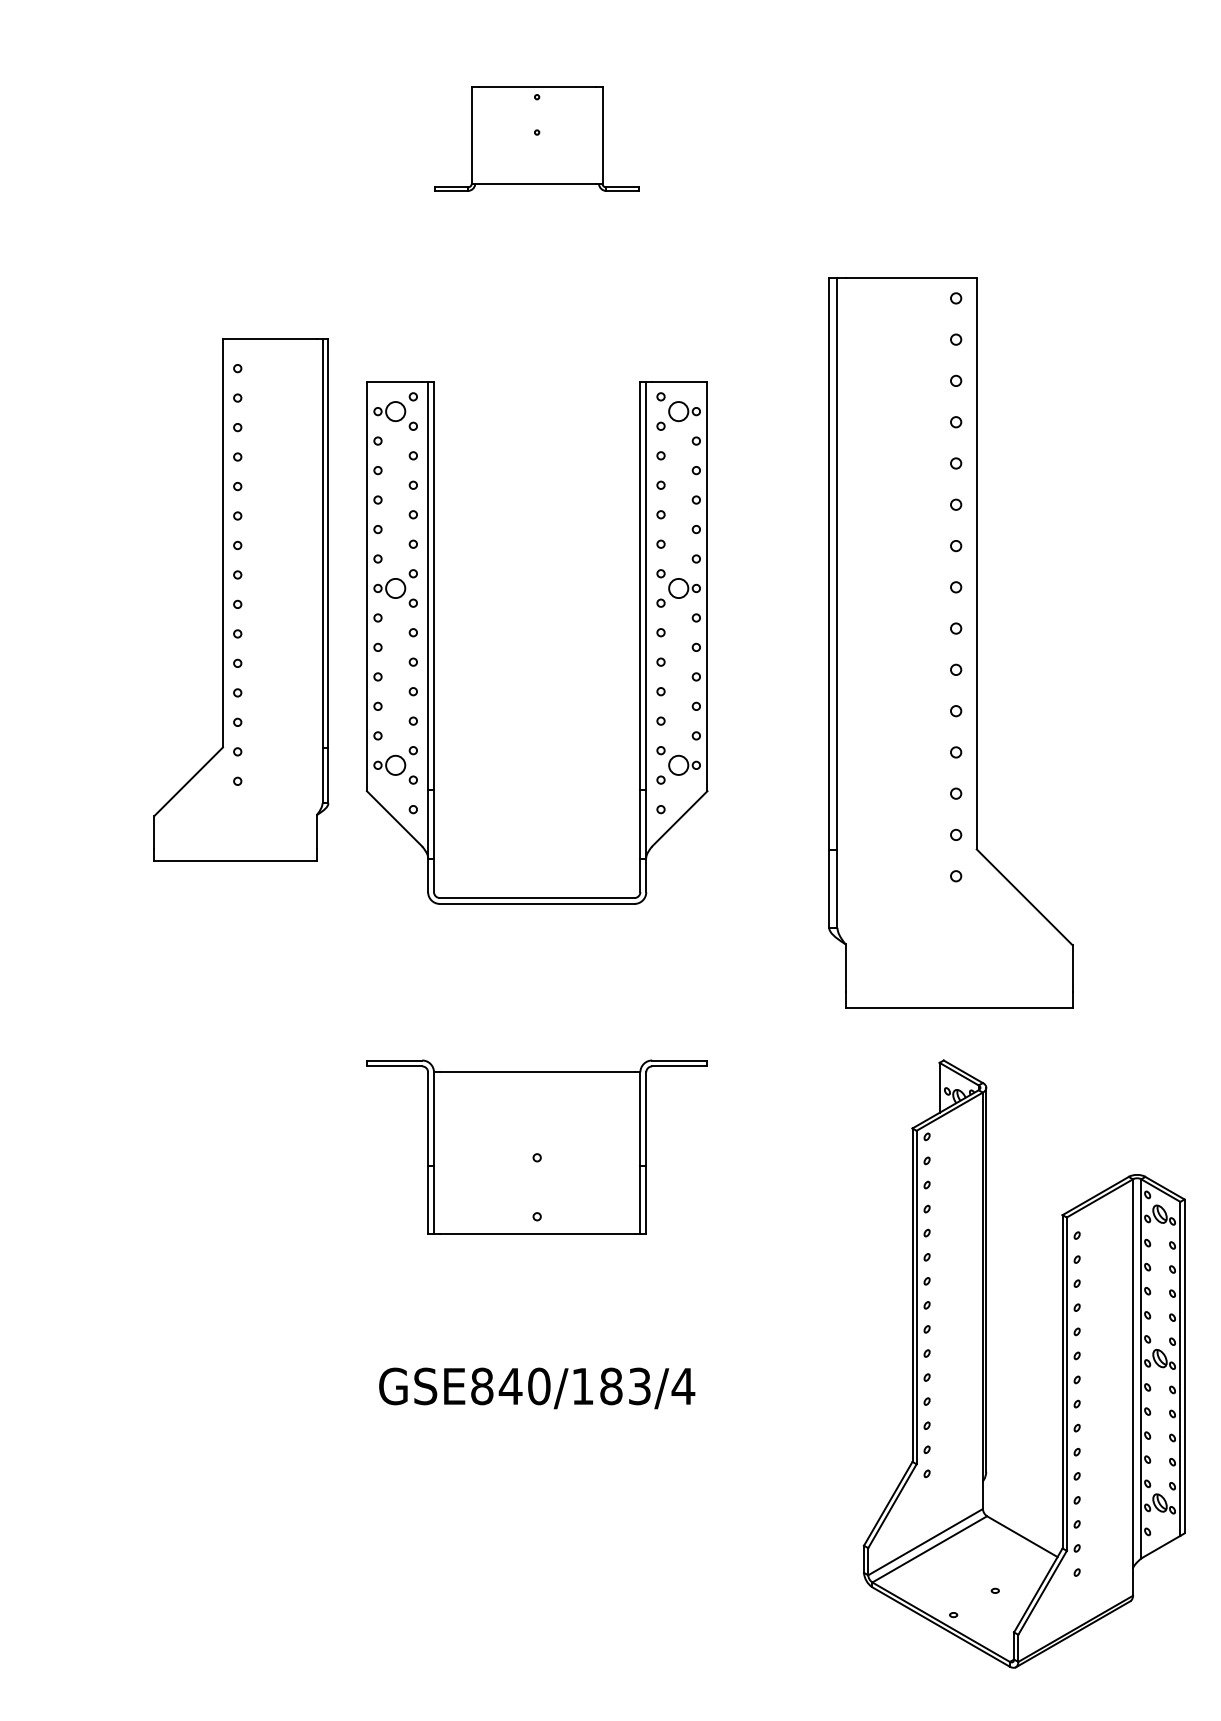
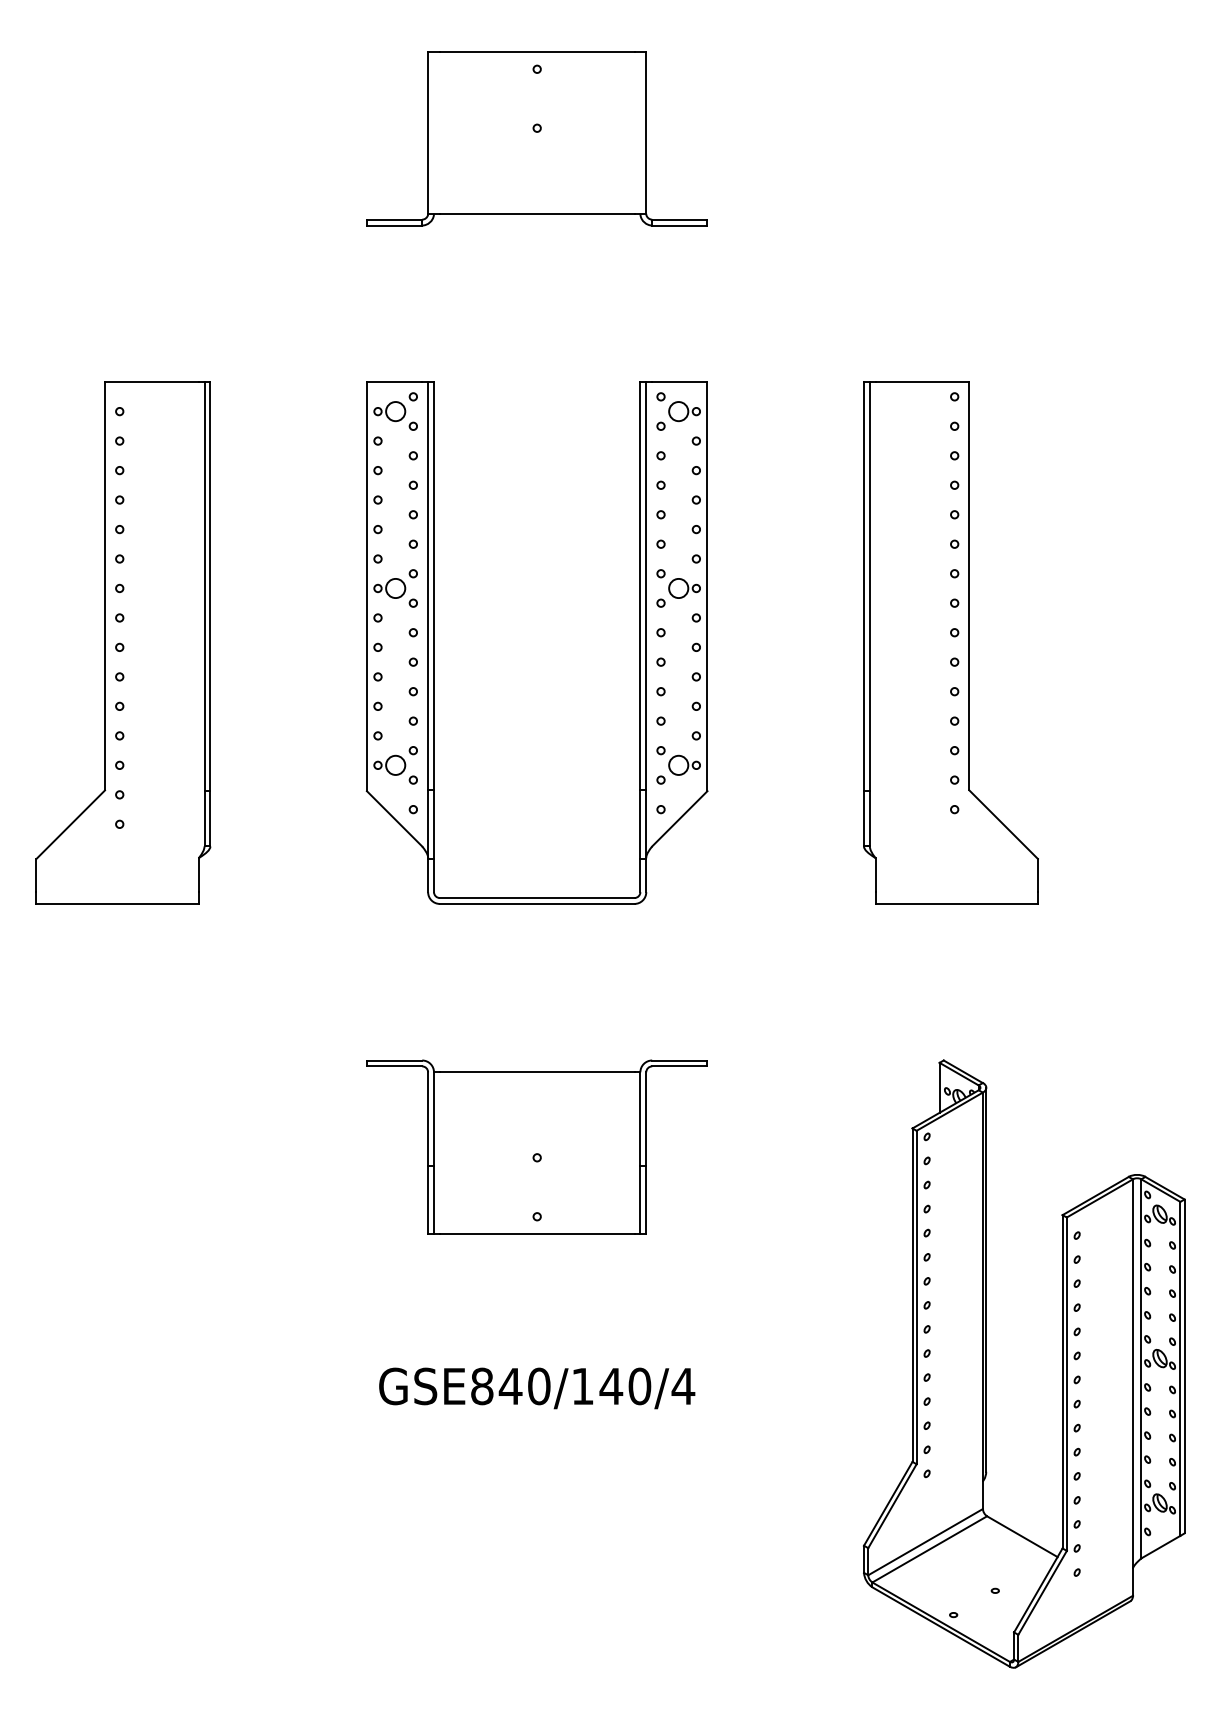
part size: 206x106 px -> 342x176 px (536, 138)
part position: (241, 599) -> (123, 642) (123, 642)
part size: 246x732 px -> 176x524 px (950, 642)
text: GSE840/183/4 -> GSE840/140/4 (625, 1386)
